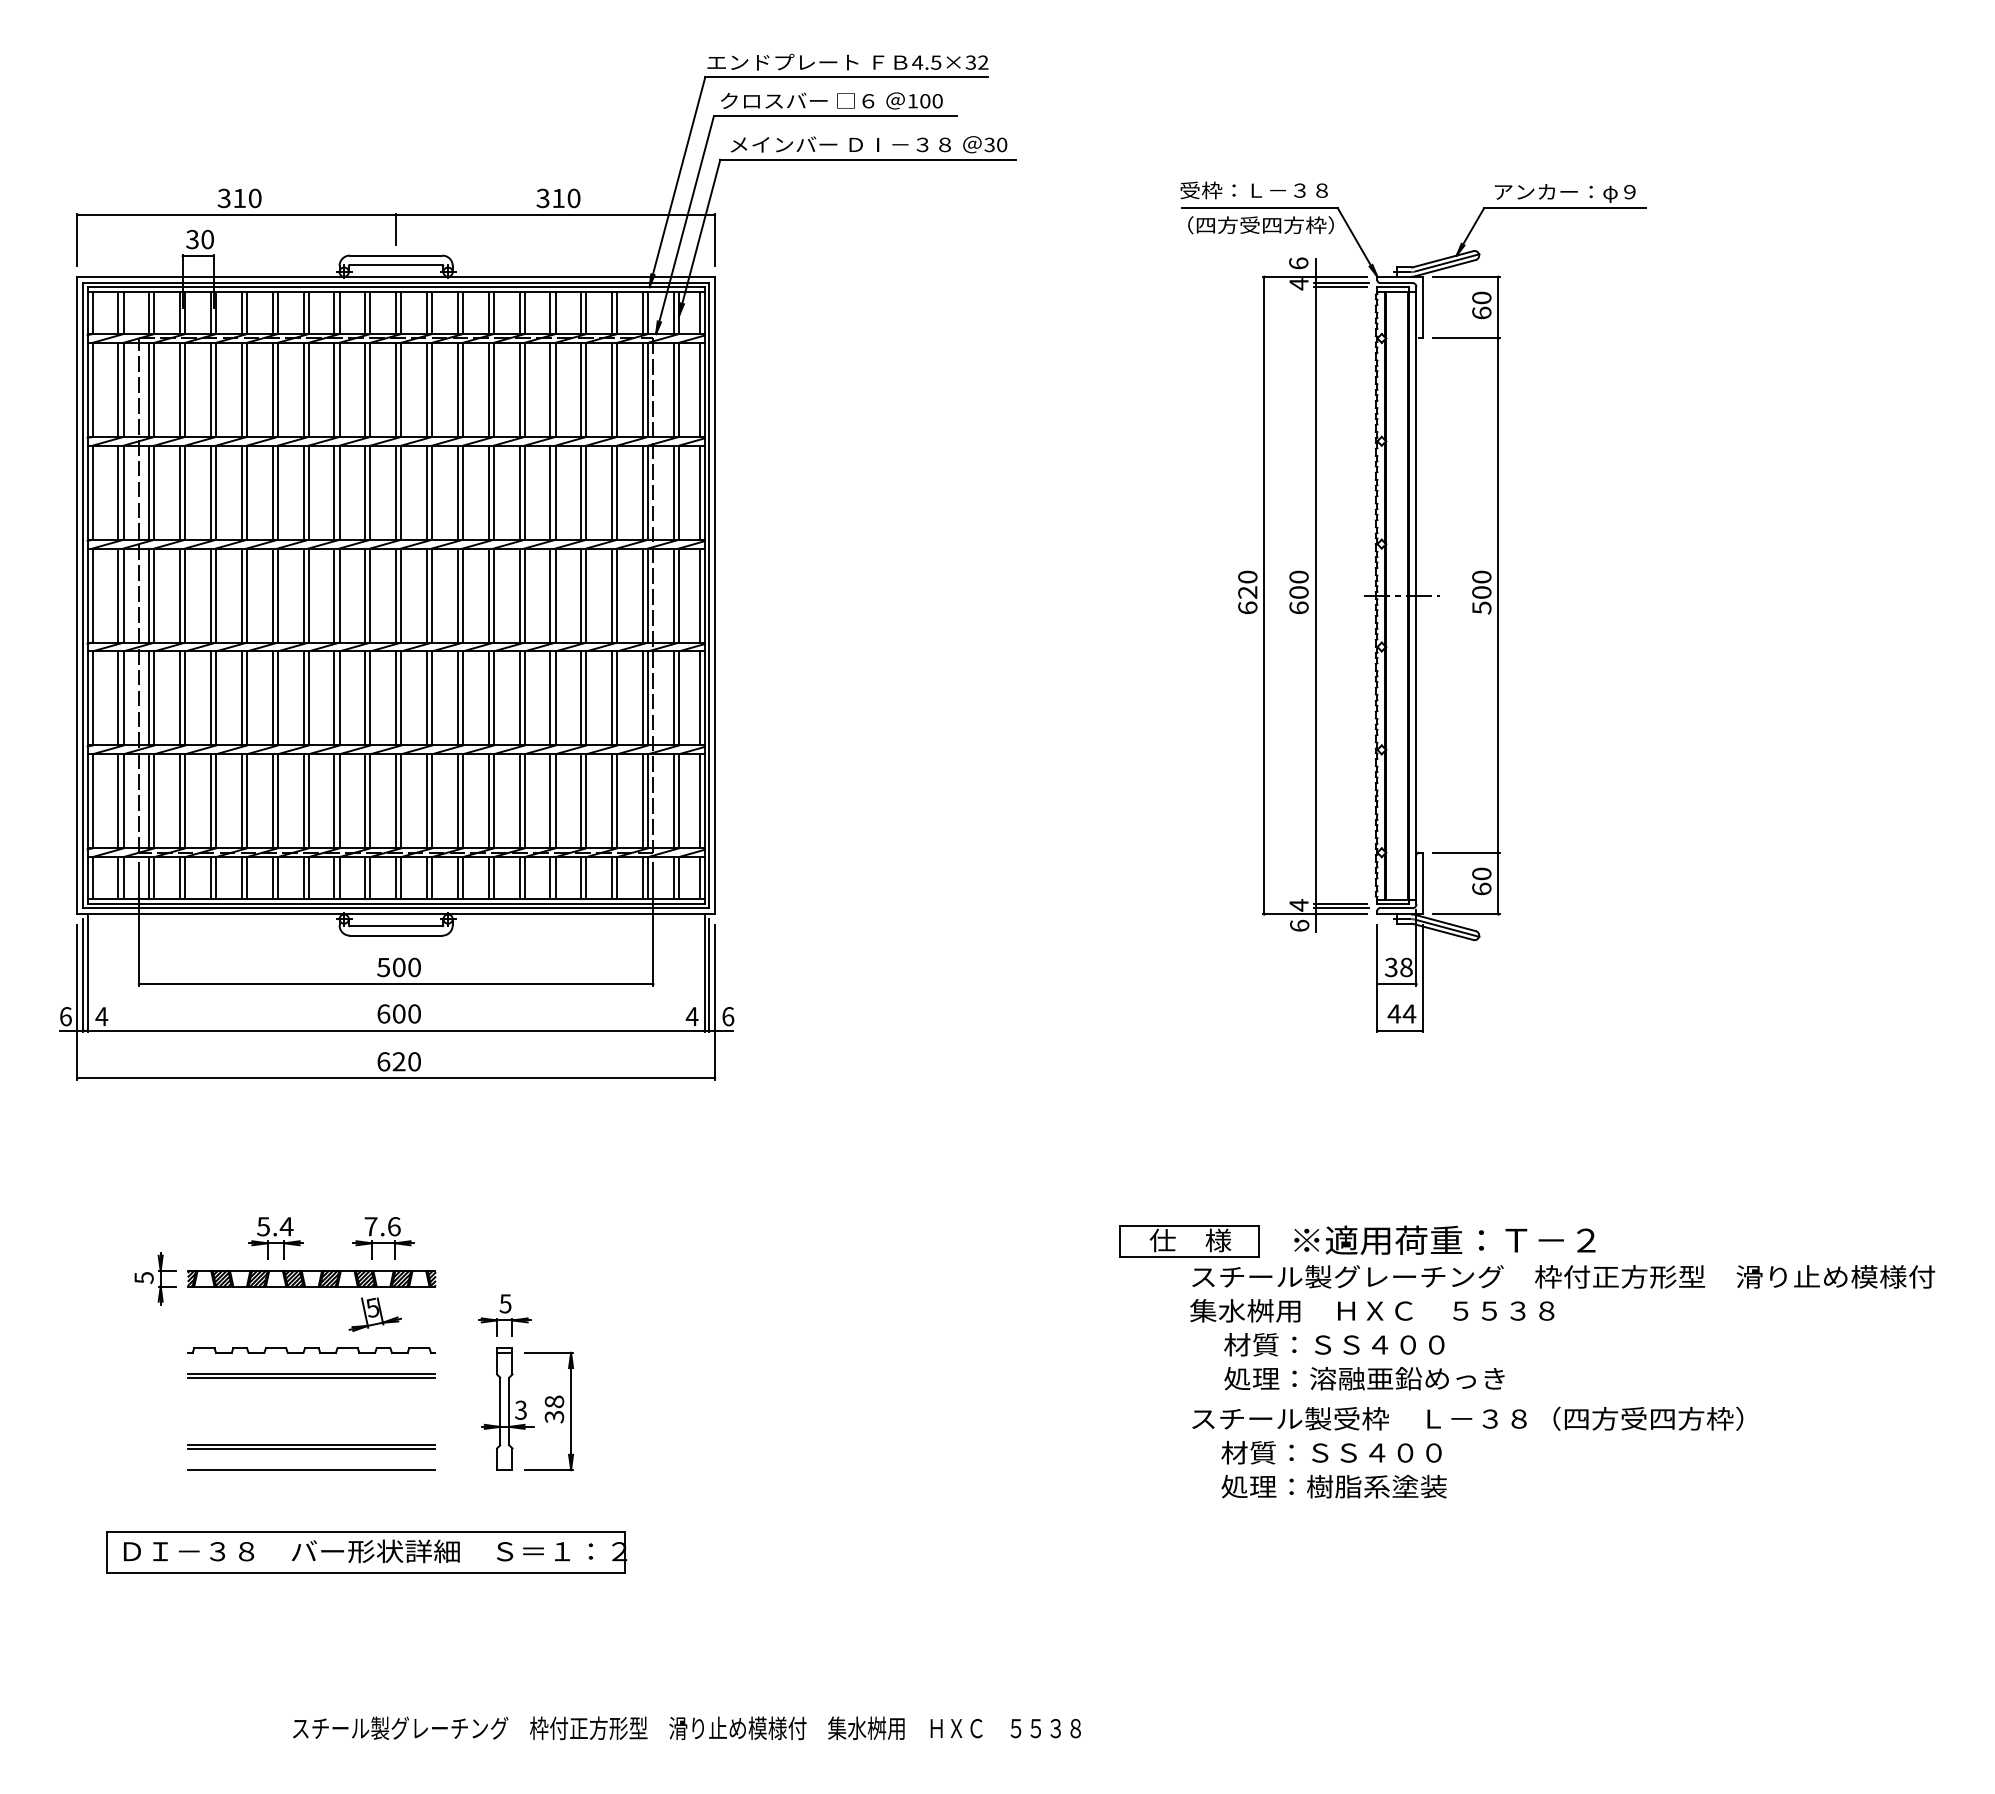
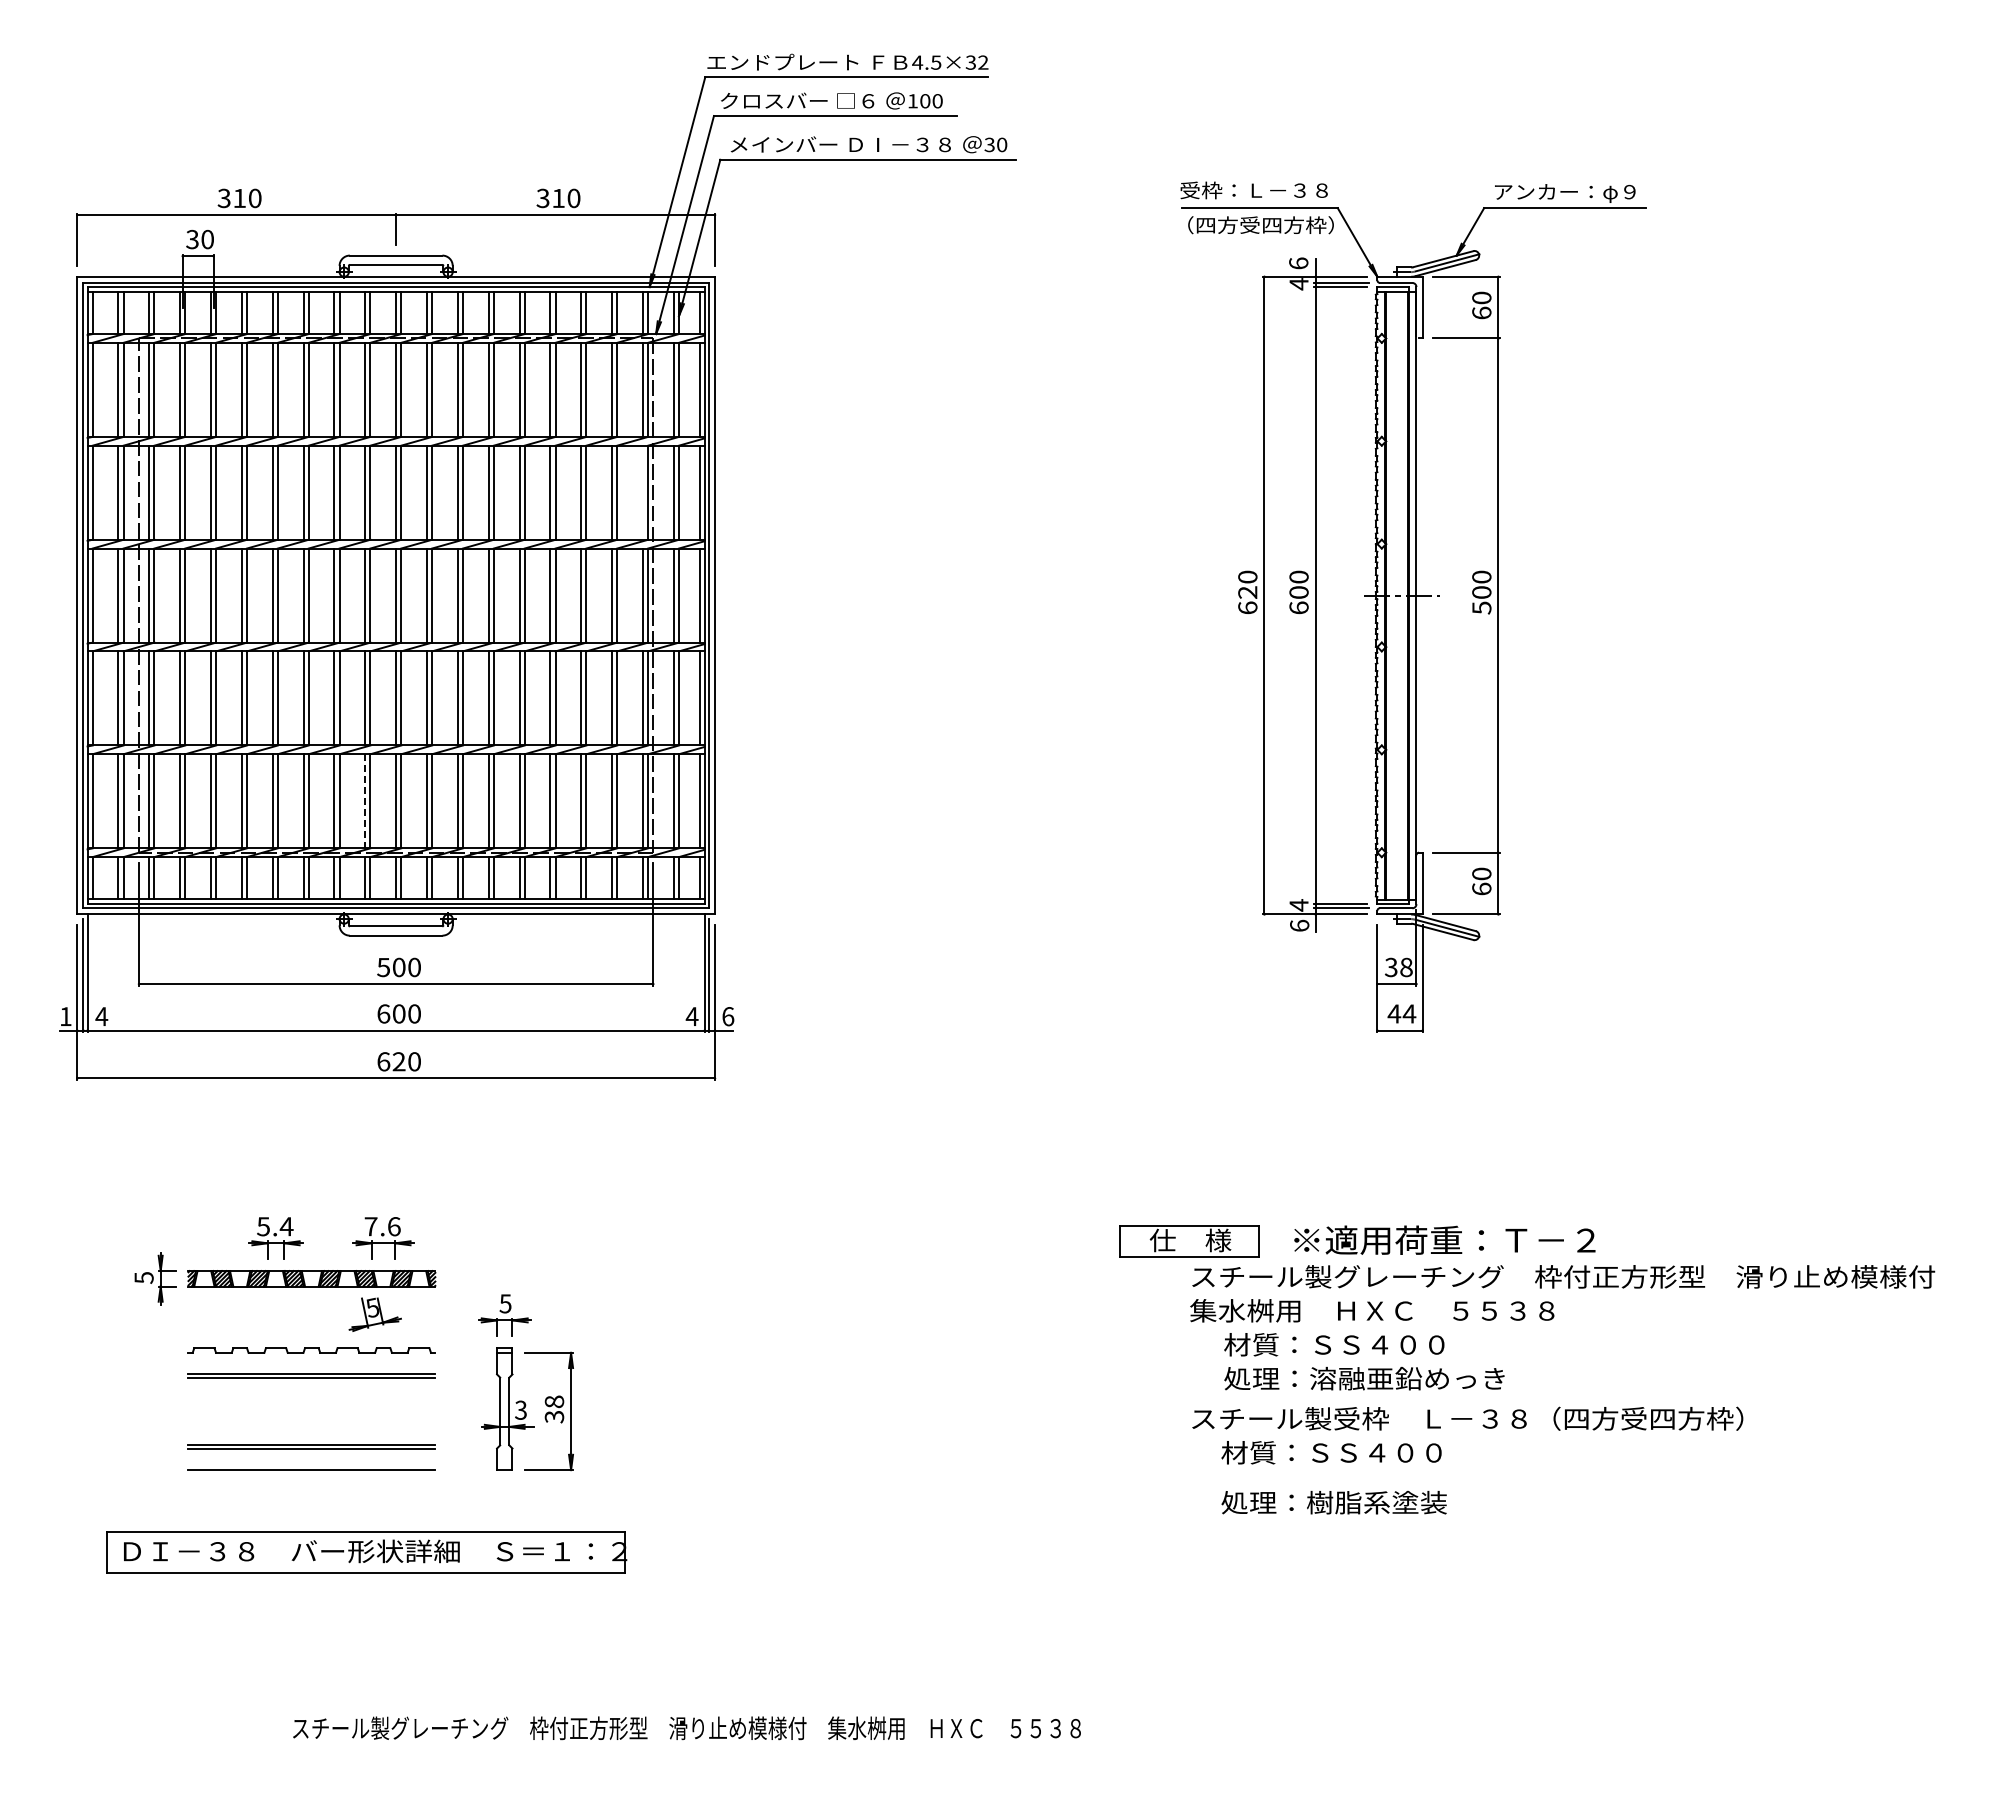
line: present -> none (643, 492)
line: solid -> dashed (365, 801)
text: 6 -> 1 (65, 1016)
text position: (1333, 1486) -> (1333, 1502) (1333, 1502)
